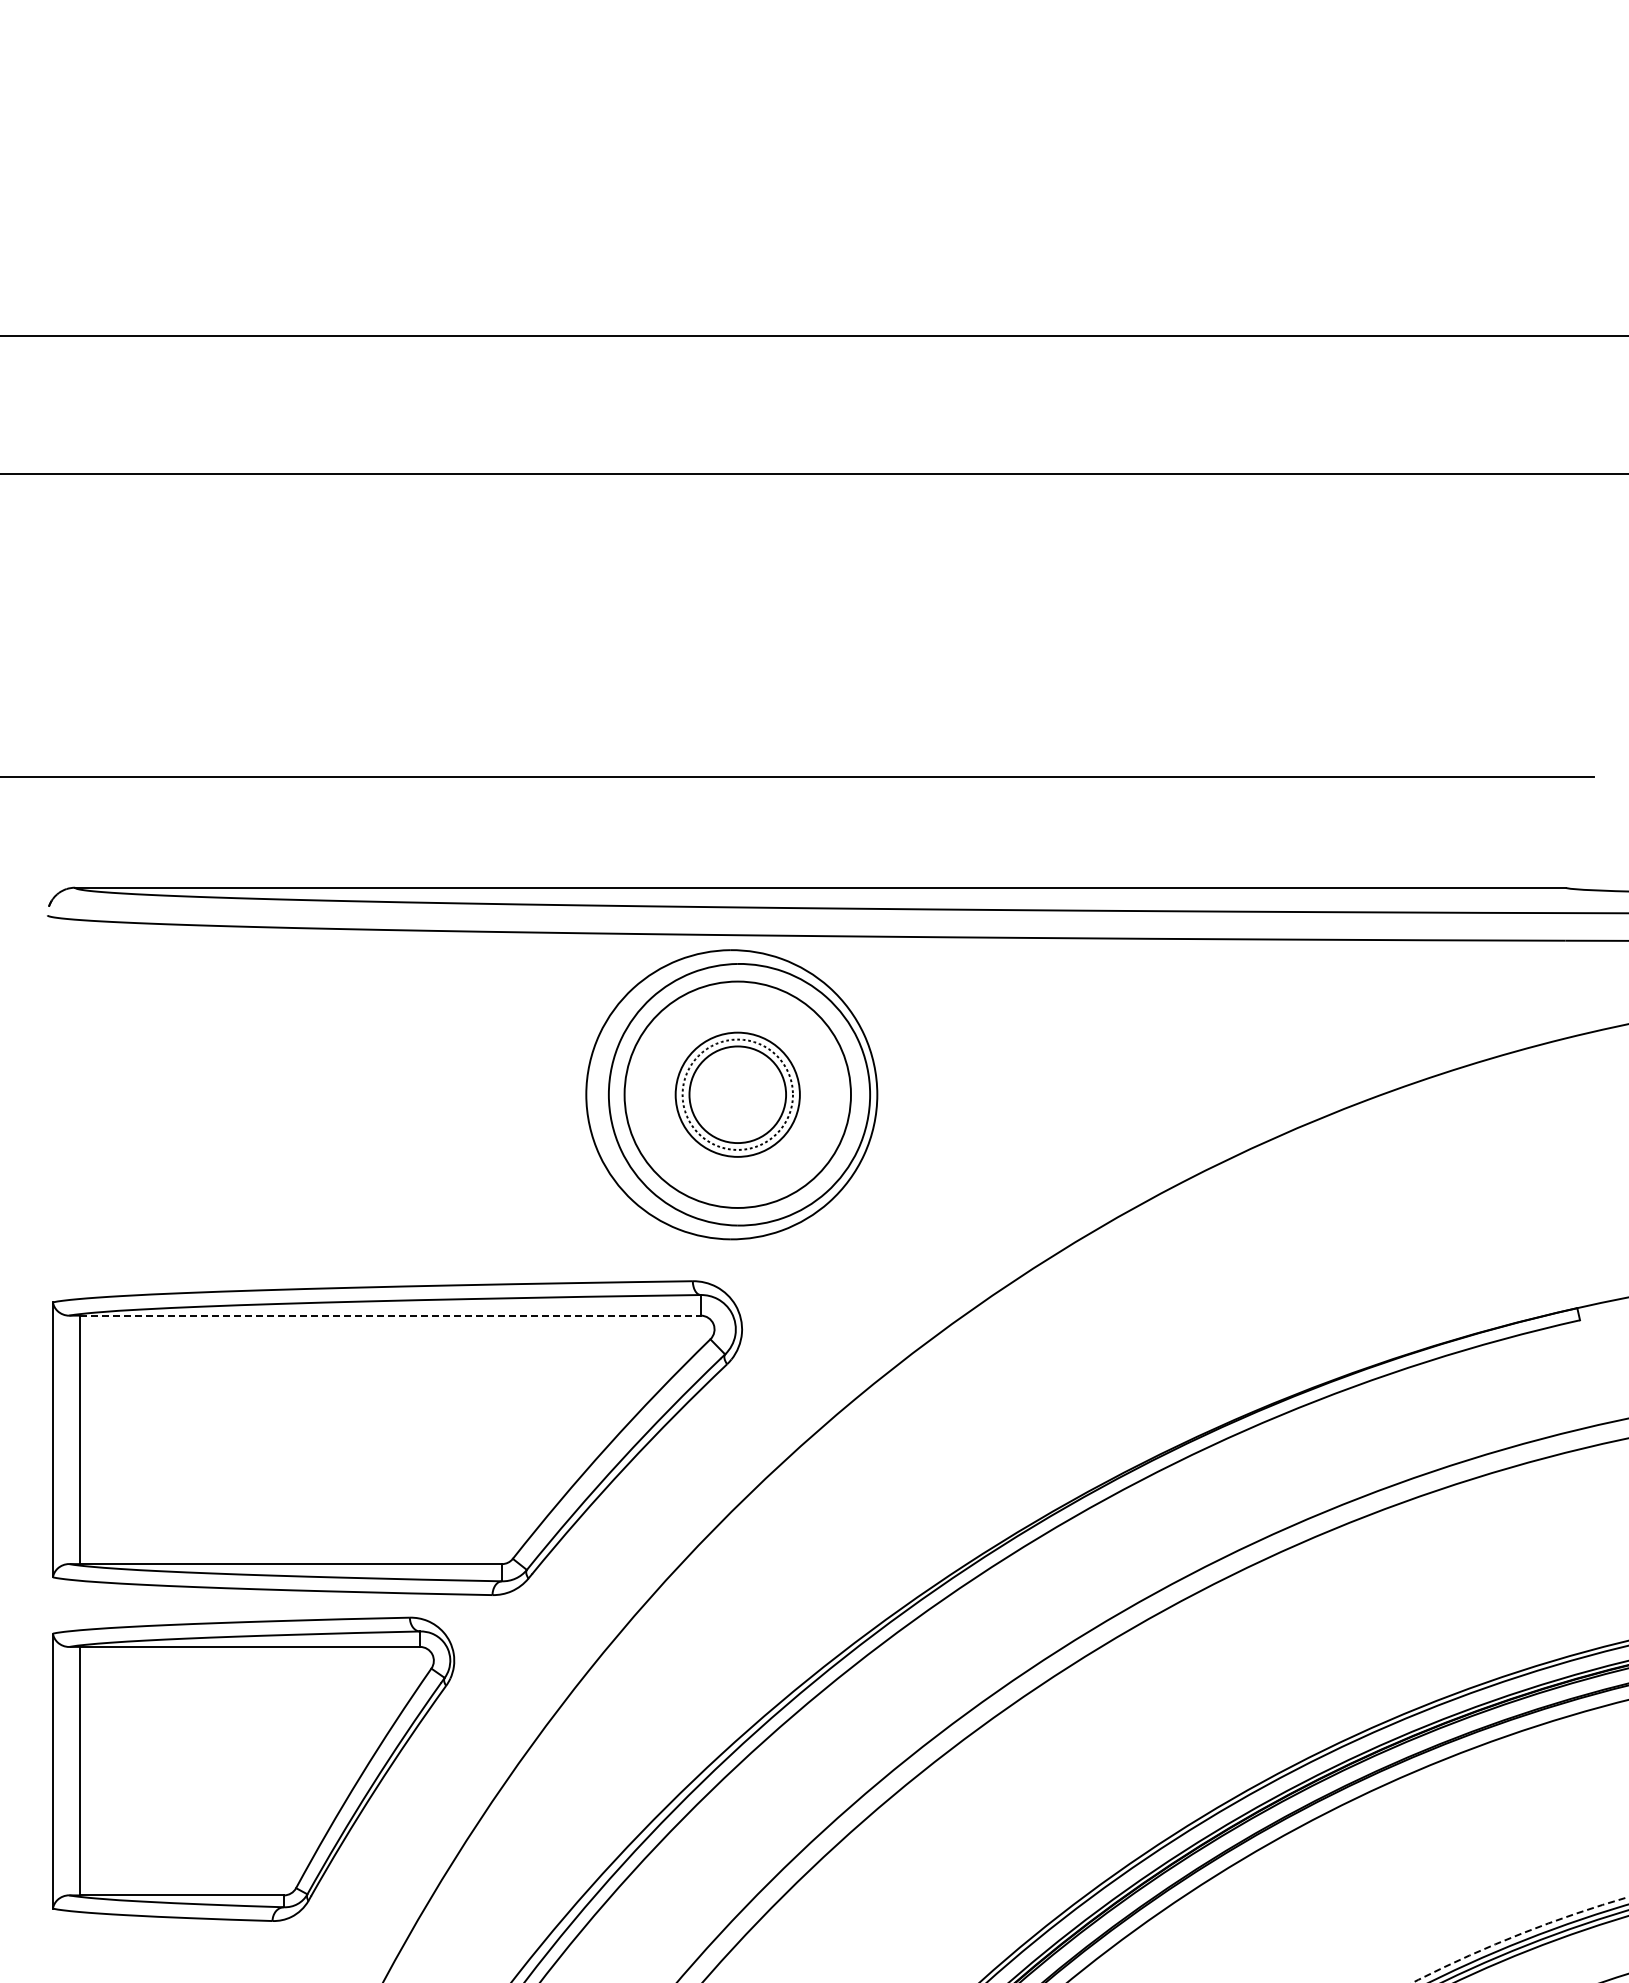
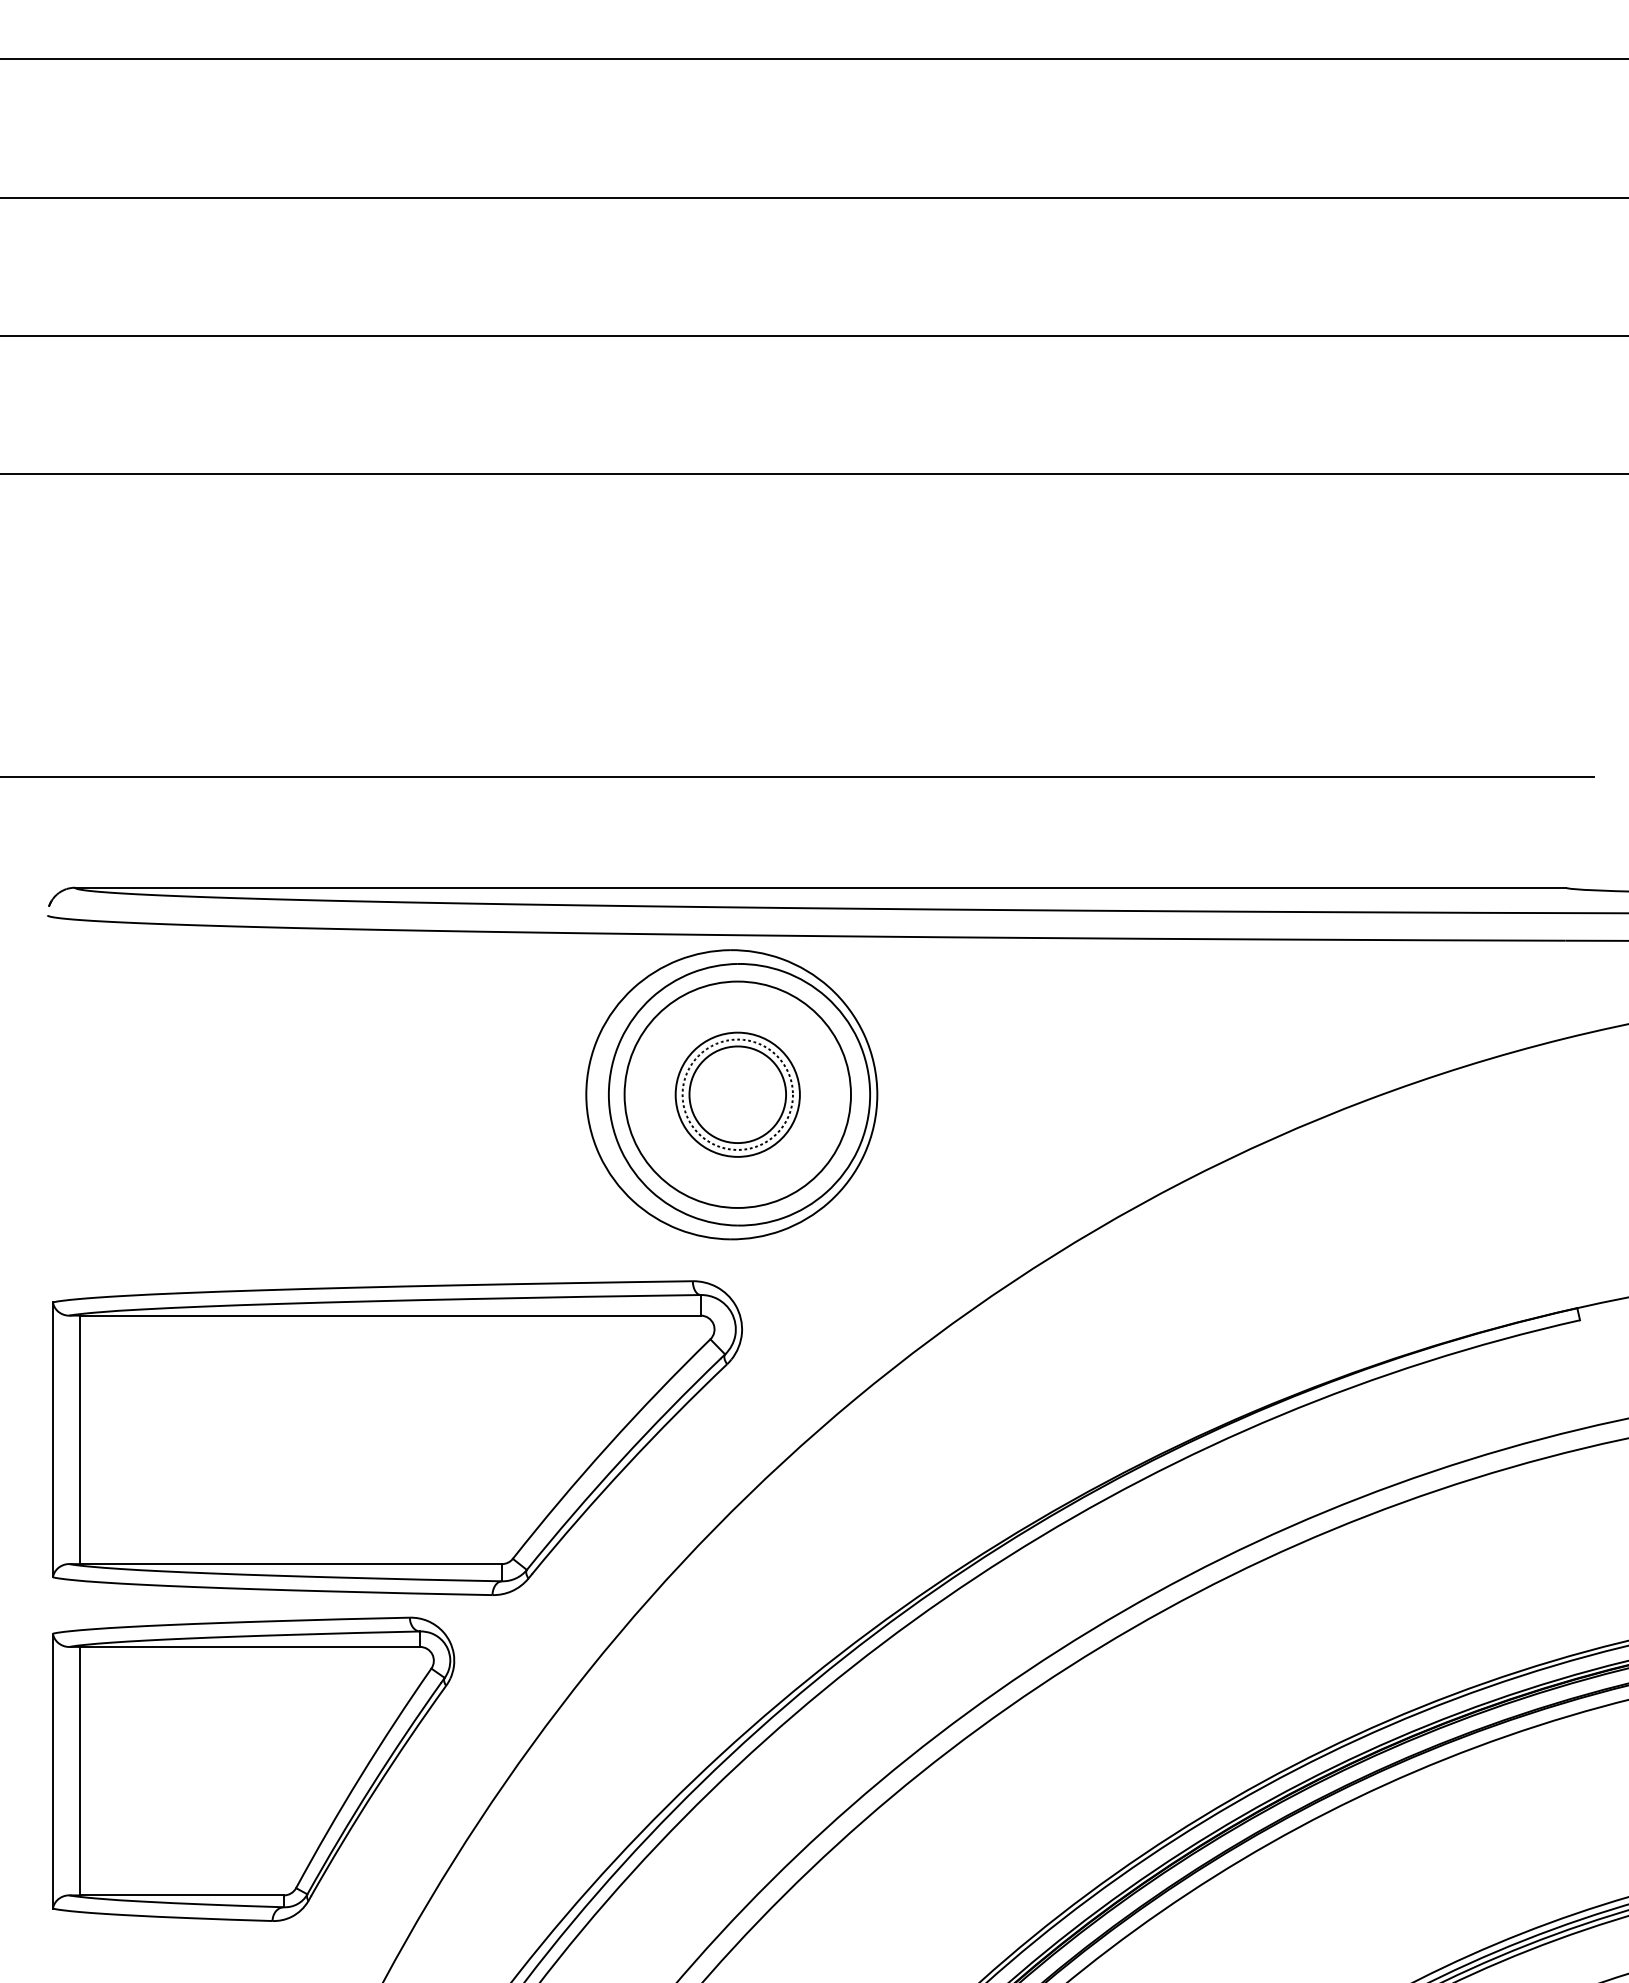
line: none -> present (813, 59)
line: none -> present (813, 197)
line: dashed -> solid (391, 1315)
arc: dashed -> solid (1518, 1935)
